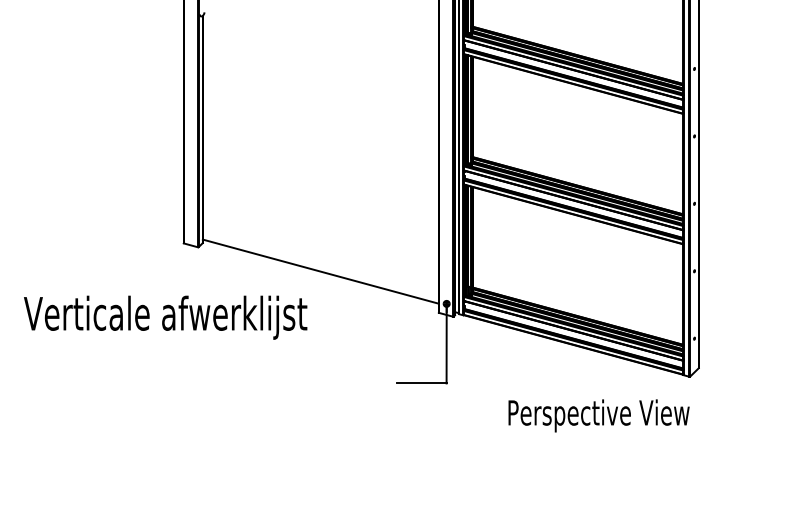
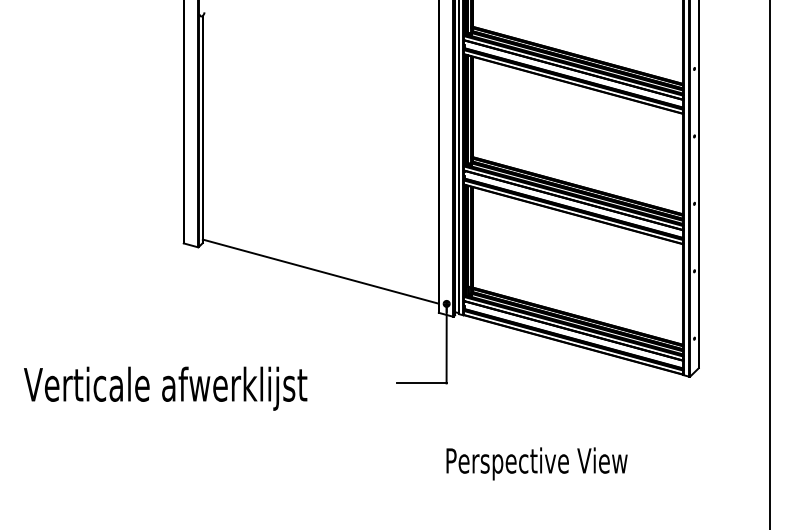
line: none -> present (770, 264)
text position: (165, 317) -> (165, 388) (165, 388)
text position: (598, 415) -> (536, 463) (536, 463)
